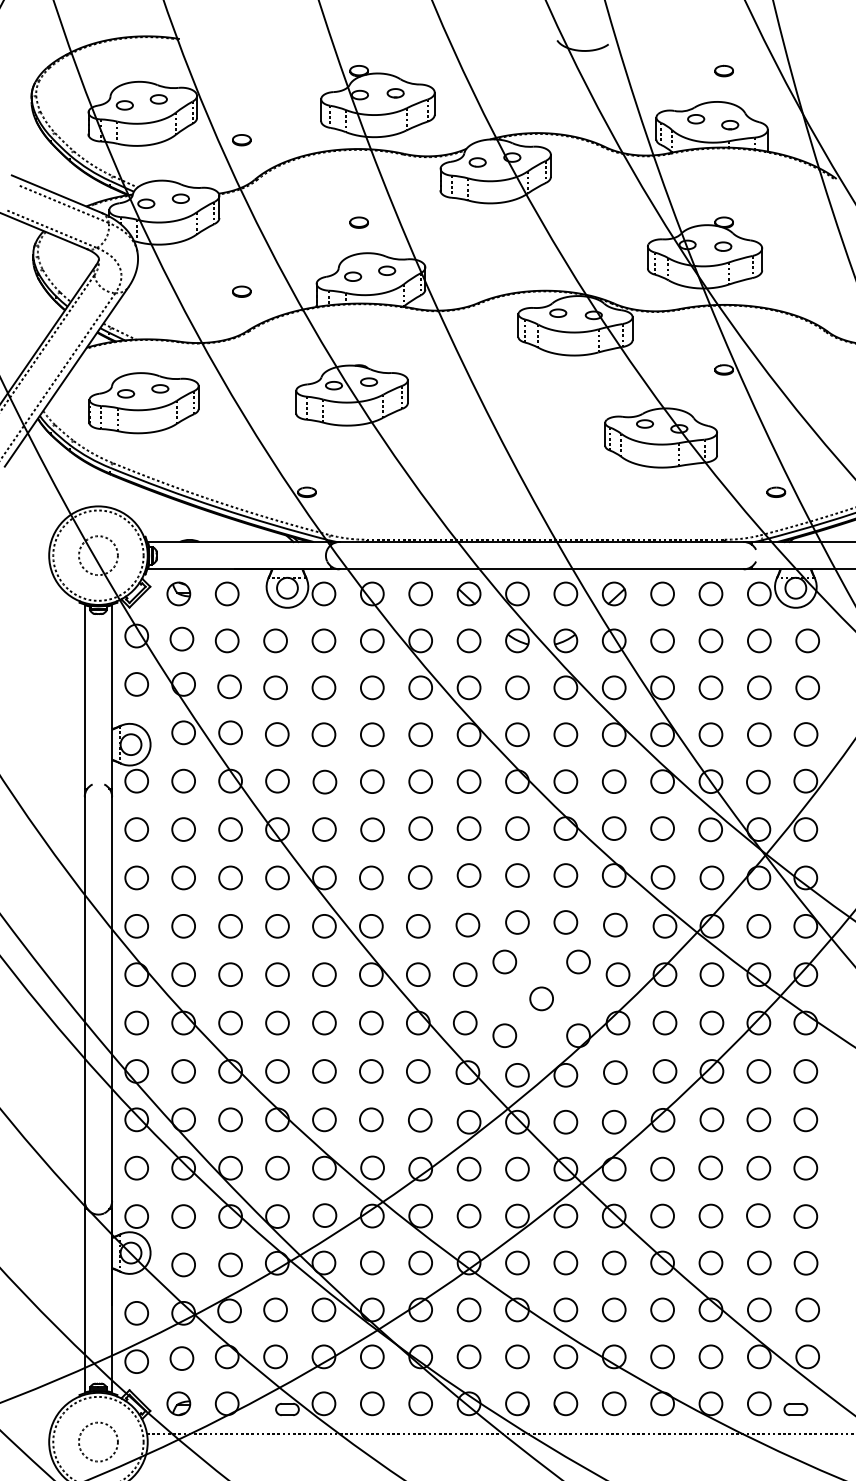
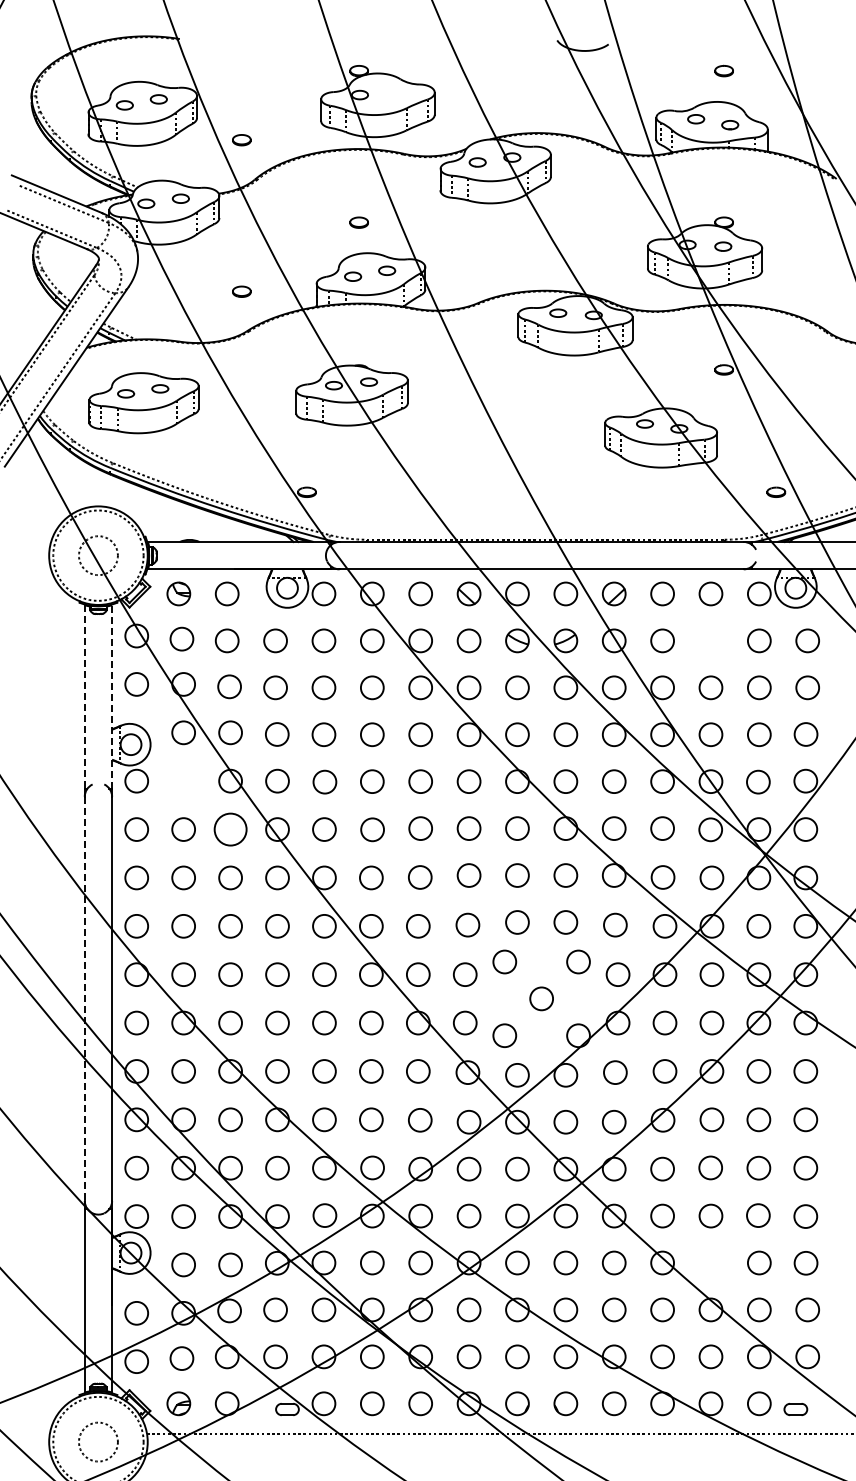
part: present -> none (395, 93)
circle: present -> none (710, 640)
line: solid -> dashed (84, 696)
line: solid -> dashed (112, 696)
circle: present -> none (183, 780)
circle size: 25x25 px -> 35x35 px (230, 829)
line: solid -> dashed (84, 999)
circle: present -> none (710, 1262)
